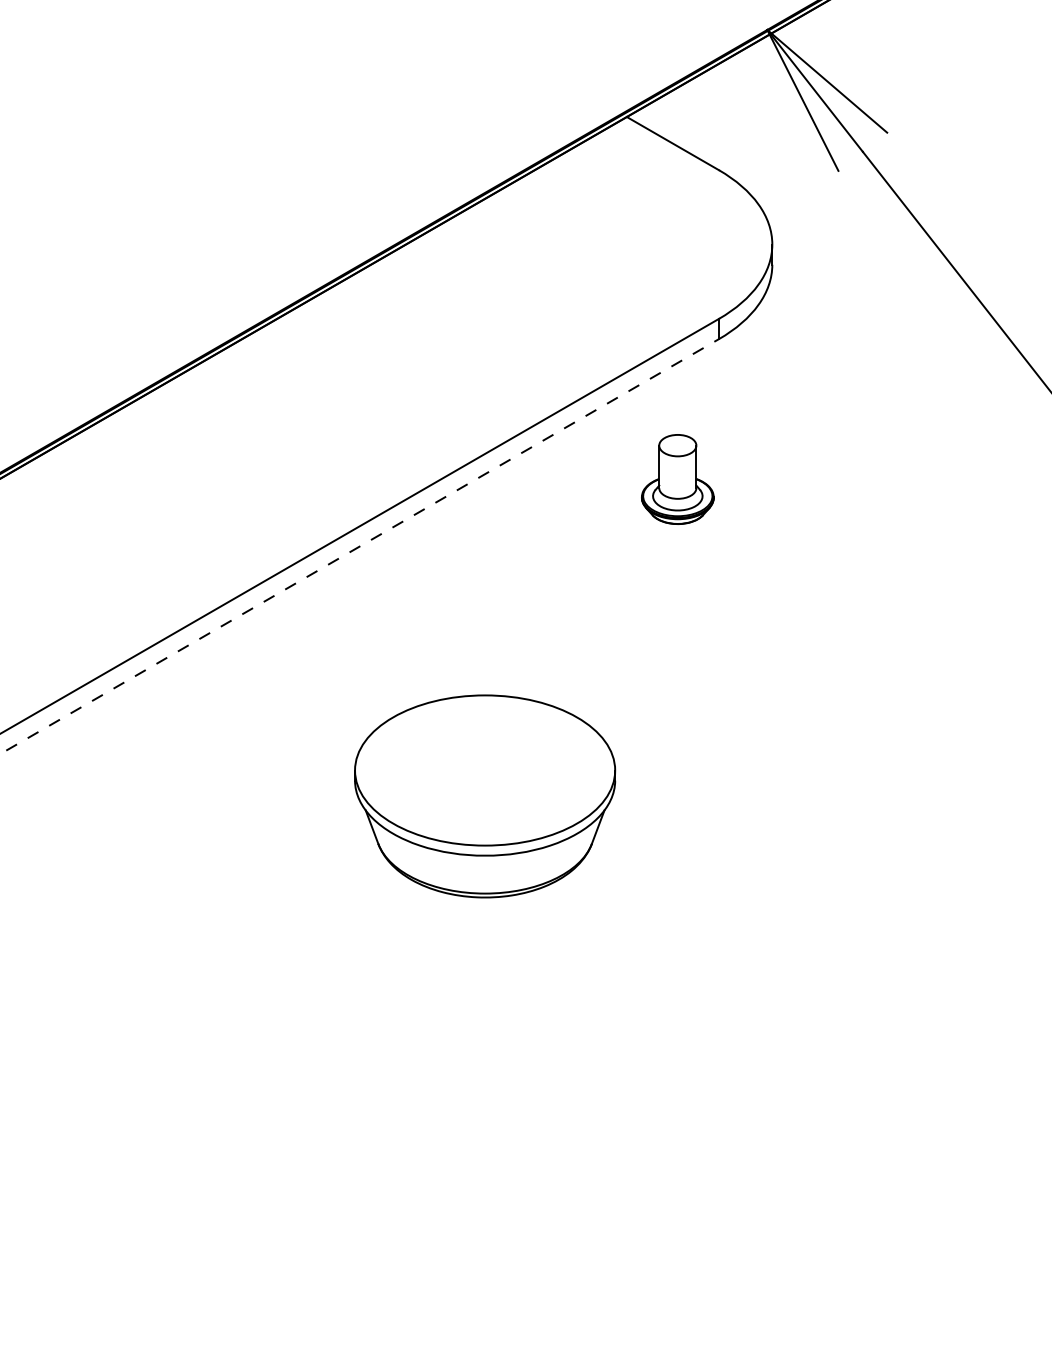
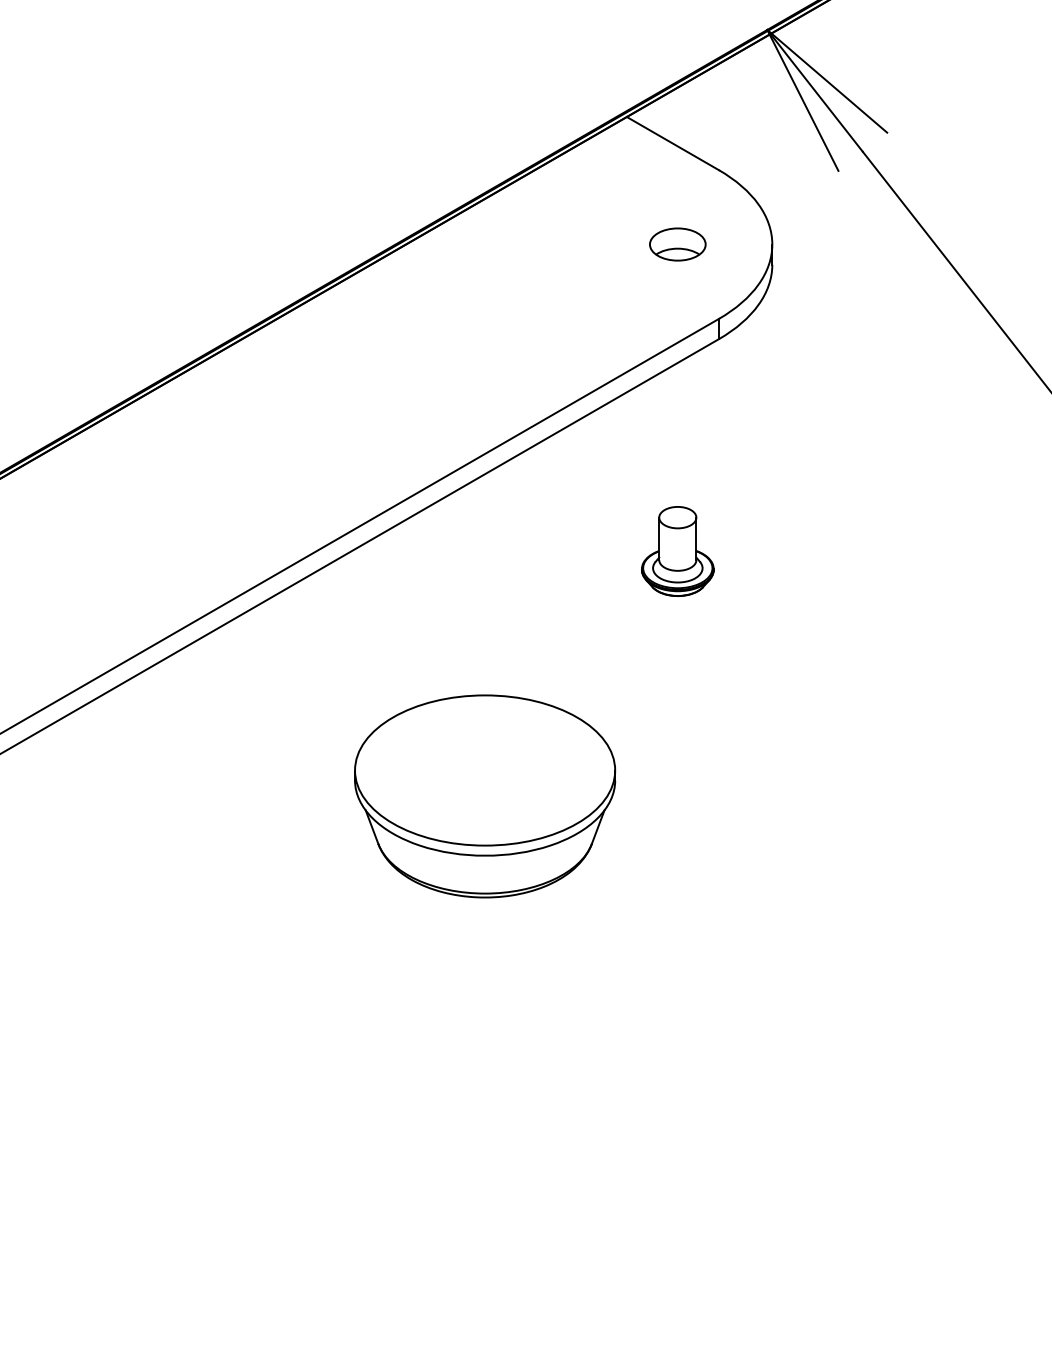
part: none -> present (677, 244)
part position: (677, 479) -> (677, 551) (677, 551)
line: dashed -> solid (359, 546)
